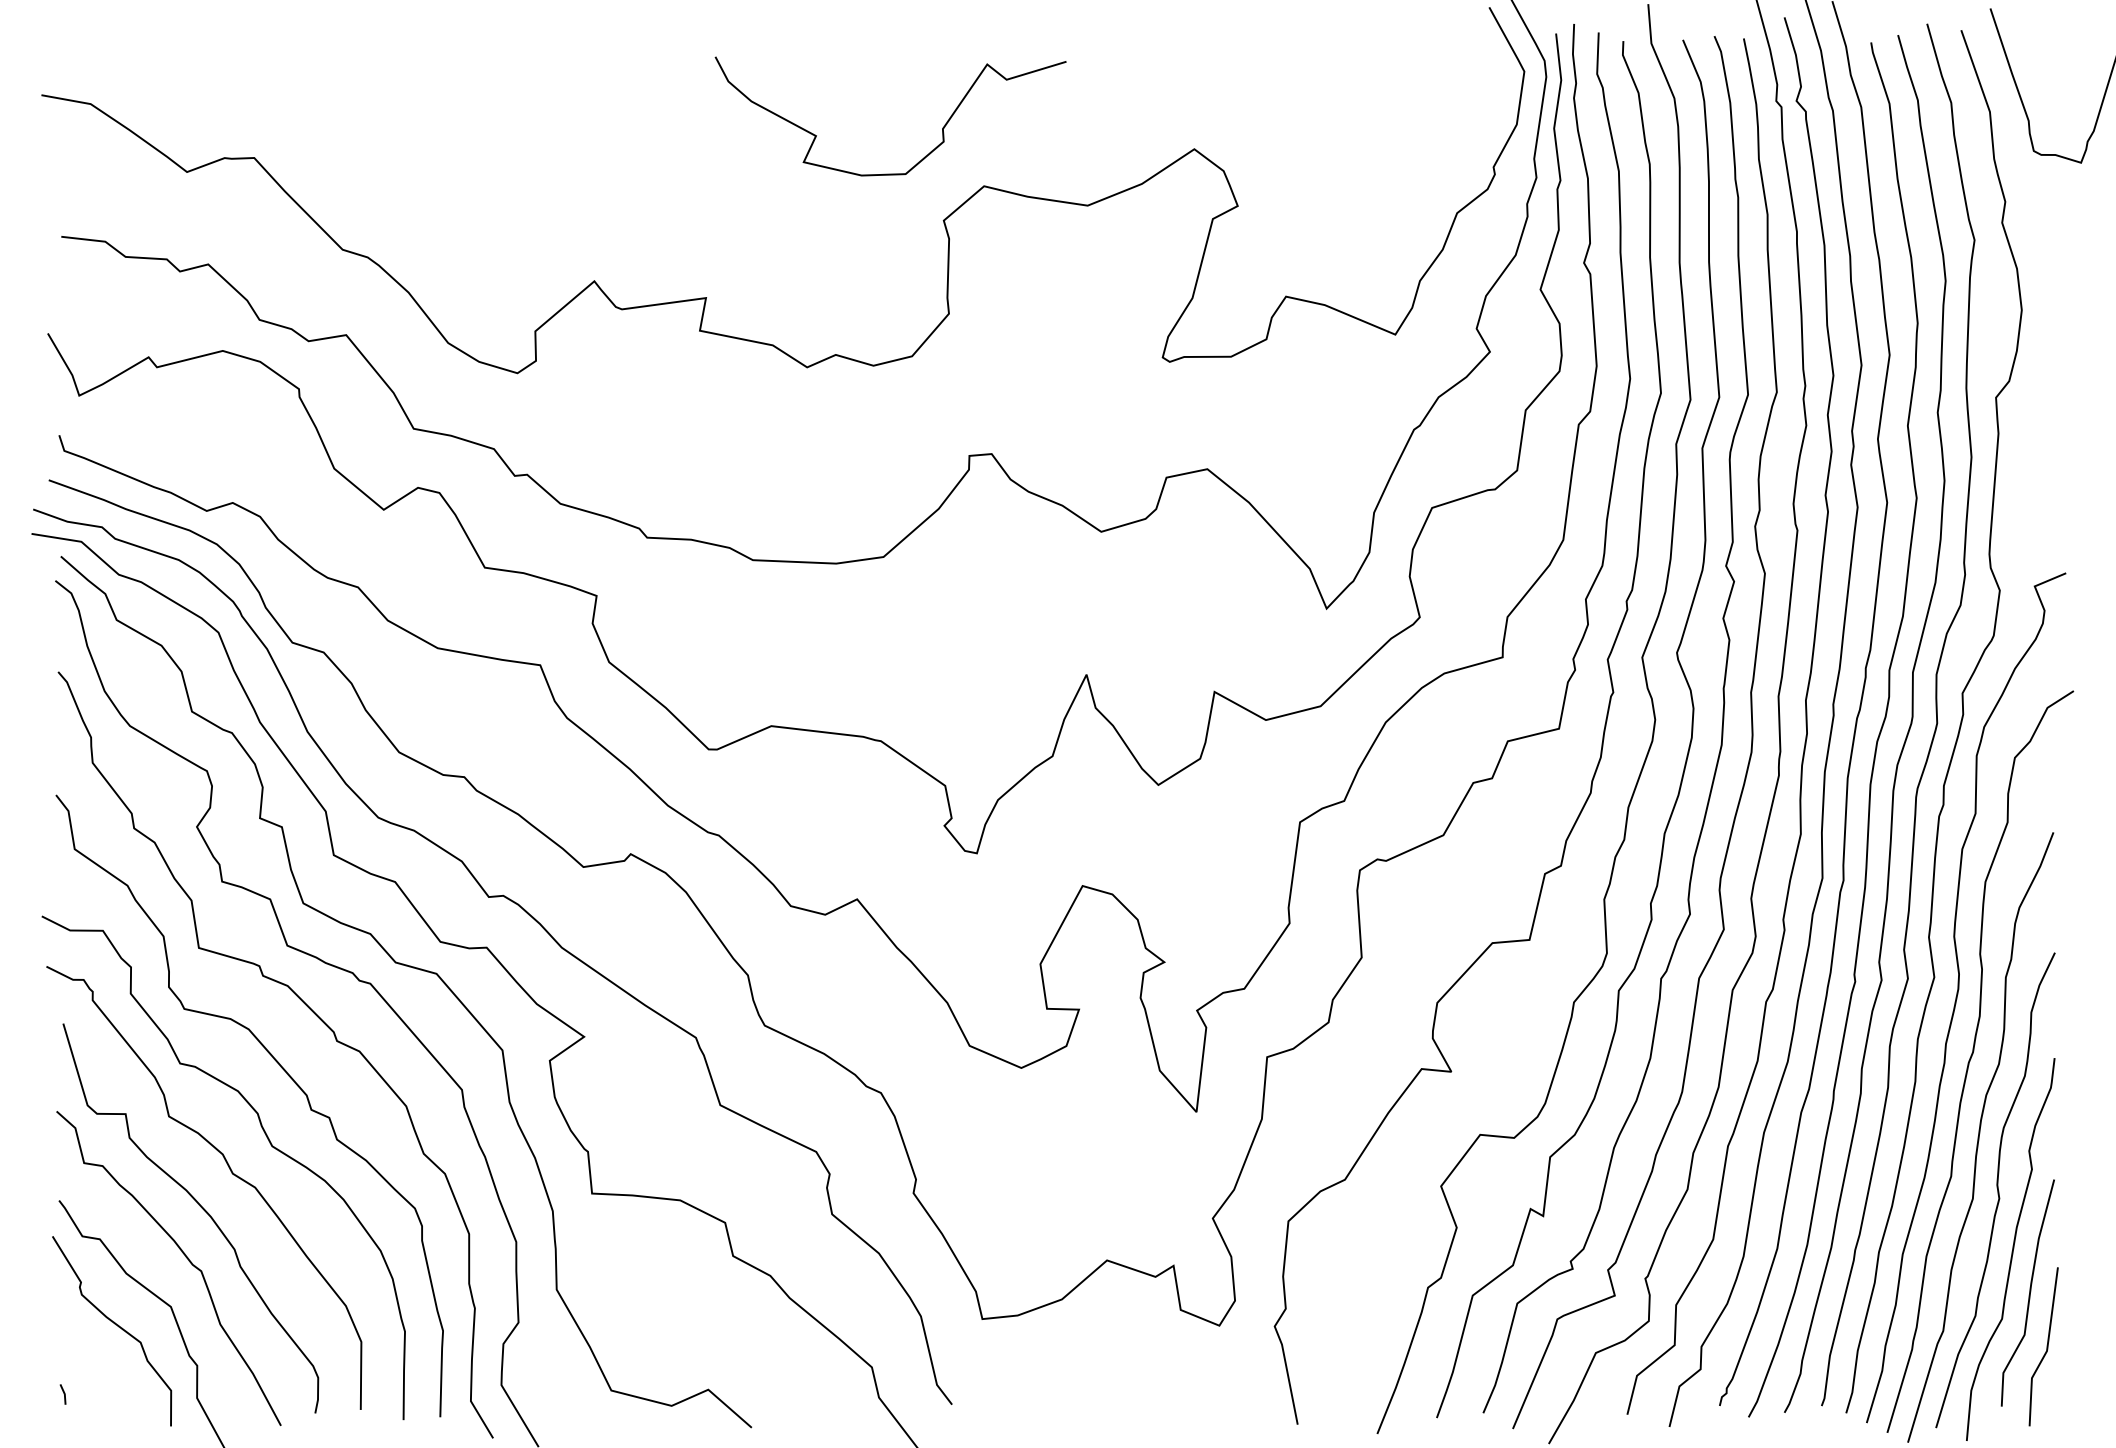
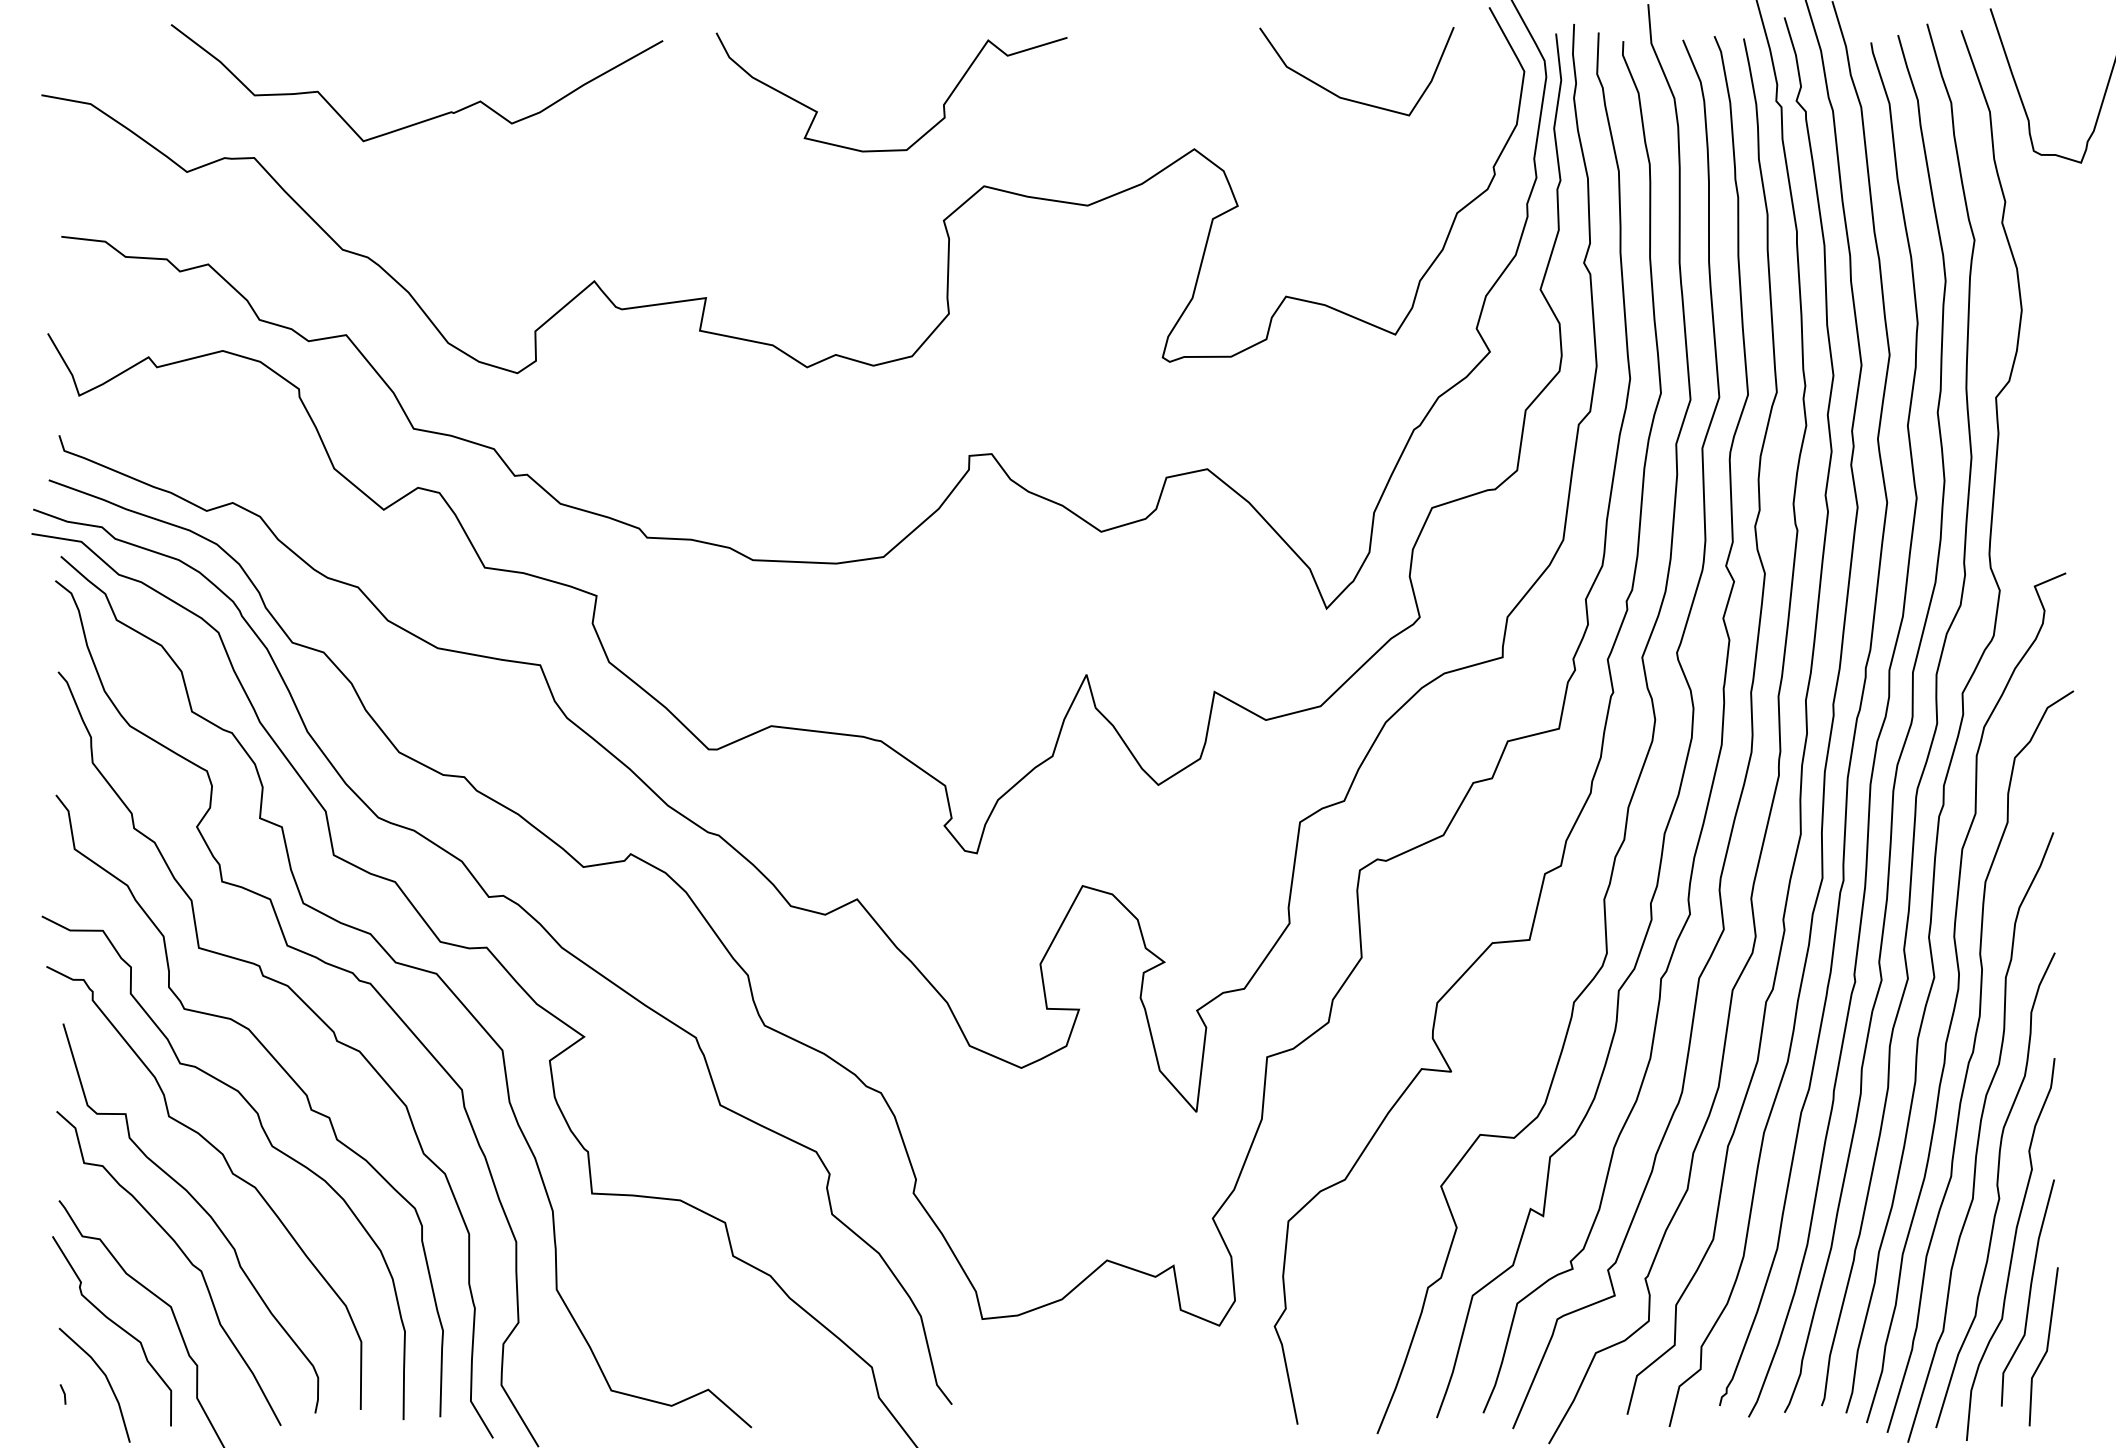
curve: none -> present (1348, 98)
curve: none -> present (428, 118)
curve position: (925, 155) -> (926, 131) (926, 131)
line: none -> present (106, 1379)
